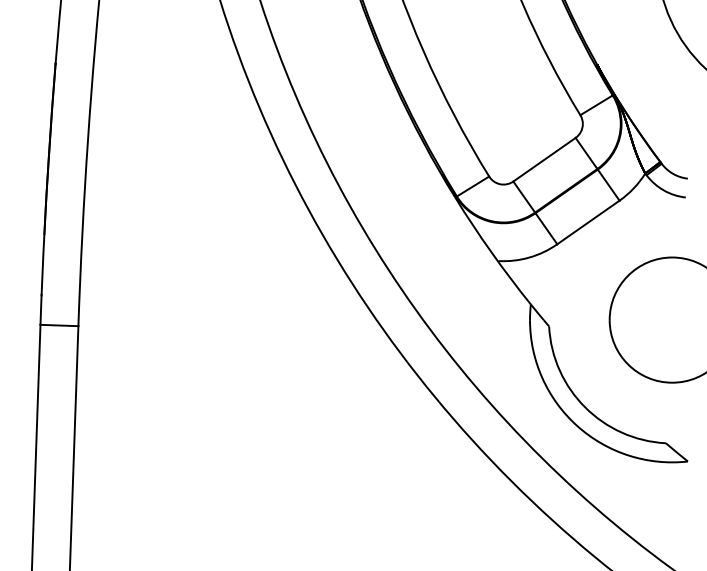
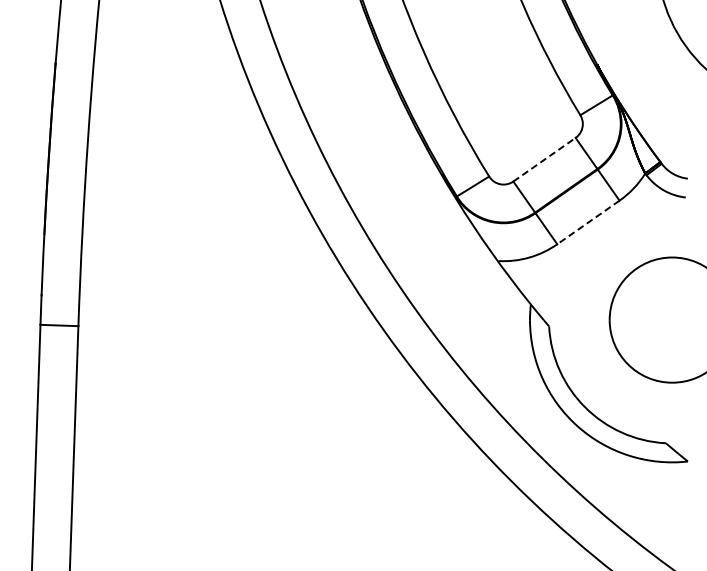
line: solid -> dashed (544, 159)
line: solid -> dashed (588, 222)
